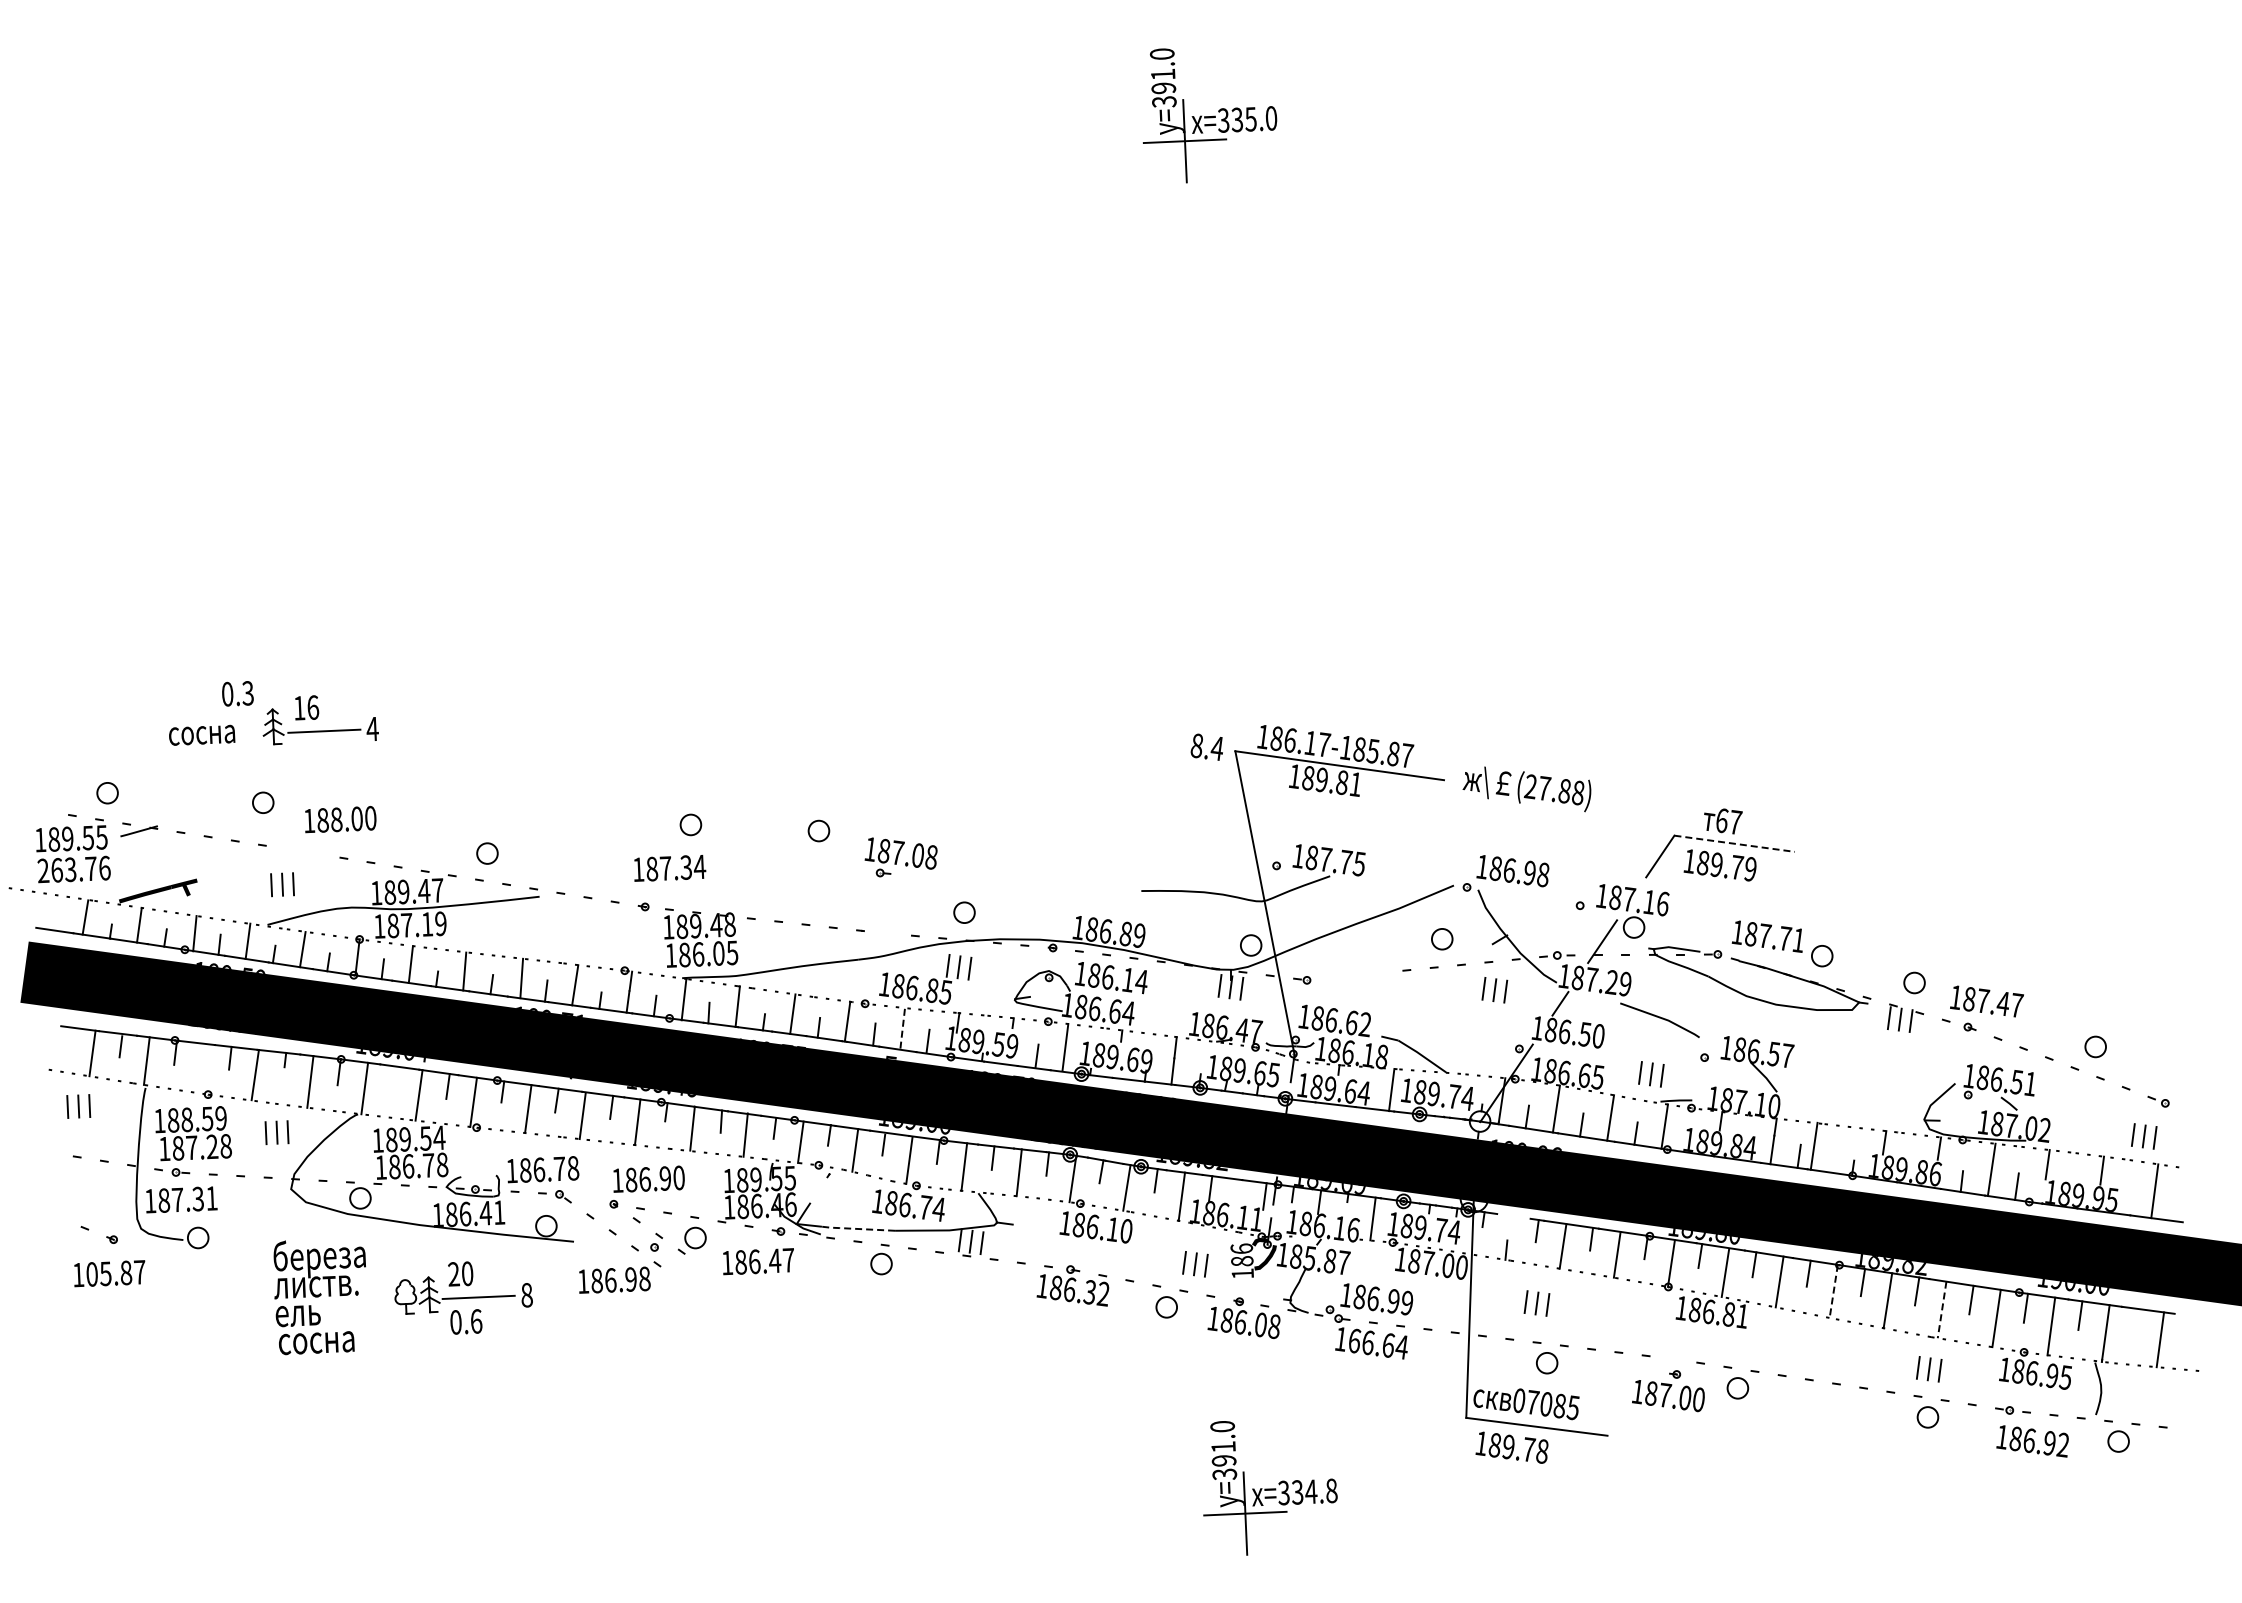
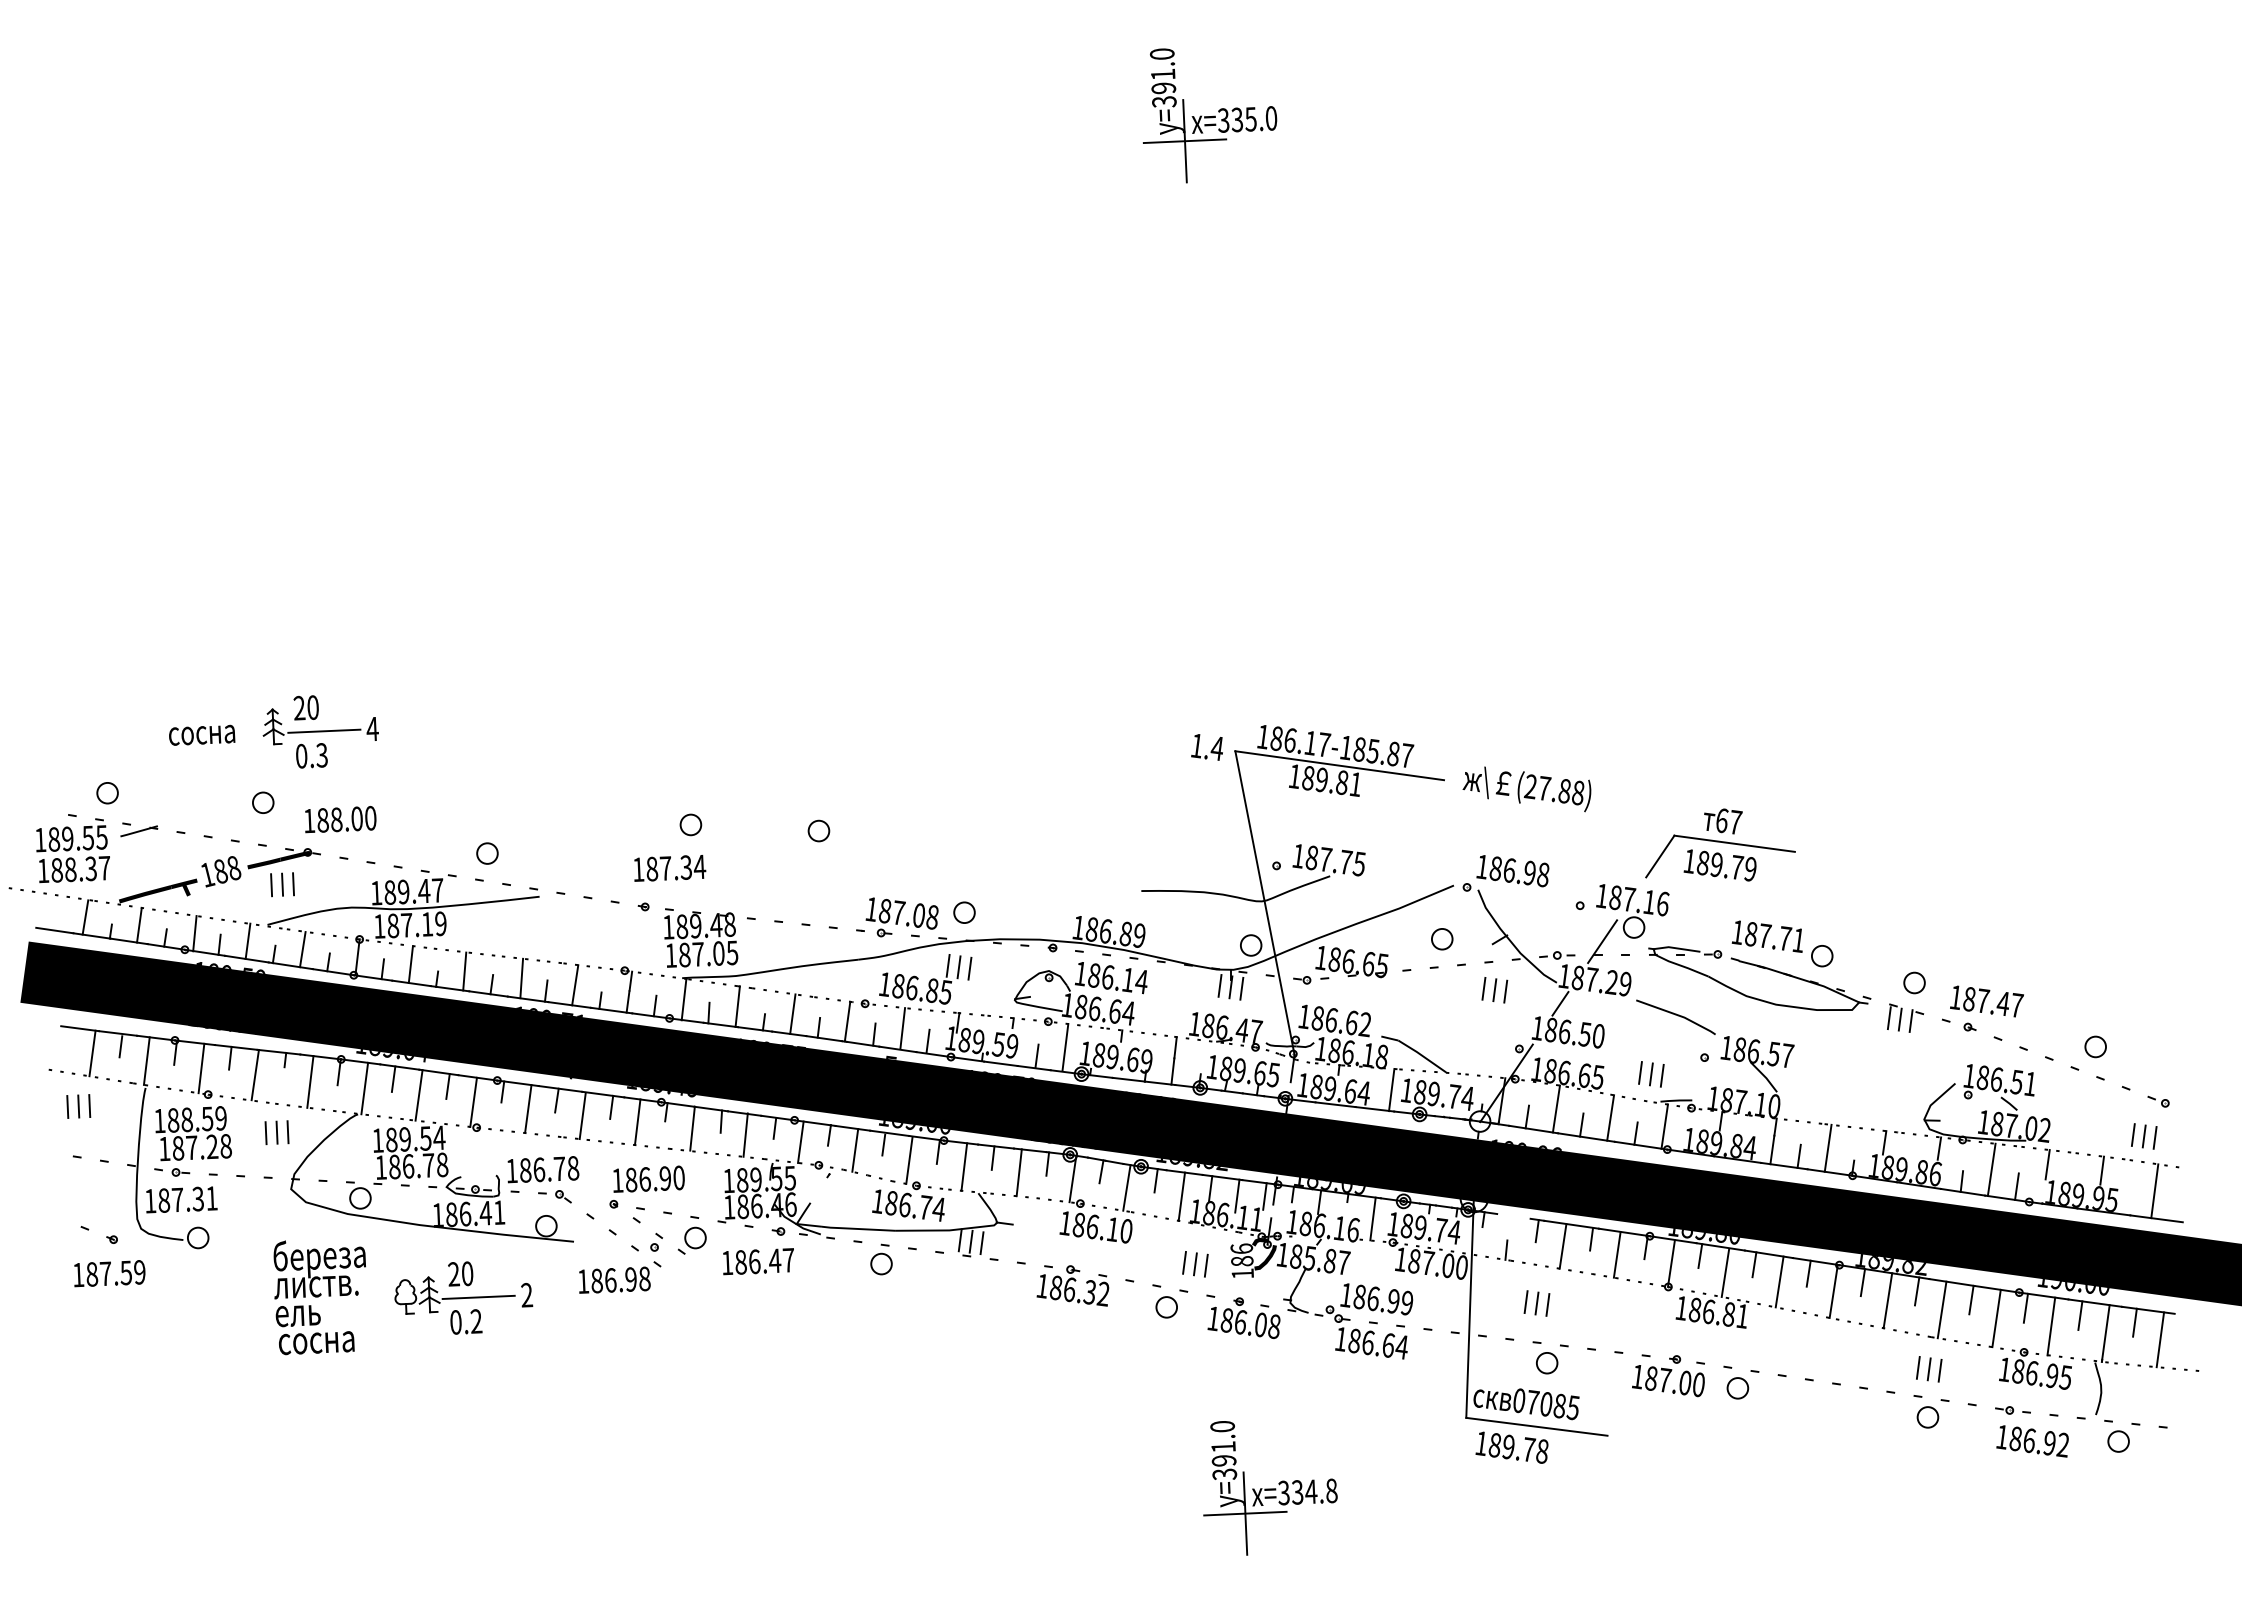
text position: (237, 693) -> (311, 755) (311, 755)
text: 16 -> 20 (306, 707)
text: 8.4 -> 1.4 (1196, 745)
line: dashed -> solid (1734, 843)
part position: (900, 857) -> (901, 917) (901, 917)
part: none -> present (260, 867)
text: 263.76 -> 188.37 (73, 869)
text: 186.05 -> 187.05 (698, 954)
part: none -> present (1351, 962)
line position: (1659, 1018) -> (1675, 1015) (1675, 1015)
line: dashed -> solid (902, 1027)
line: none -> present (201, 1068)
line: none -> present (393, 1078)
line position: (1813, 1145) -> (1827, 1147) (1827, 1147)
line: none -> present (1237, 1195)
line: dashed -> solid (856, 1228)
text: 105.87 -> 187.59 (115, 1273)
line: dashed -> solid (1833, 1291)
text: 8 -> 2 (527, 1295)
line: dashed -> solid (1942, 1309)
text: 0.6 -> 0.2 (476, 1321)
line: none -> present (2134, 1322)
text: 166.64 -> 186.64 (1354, 1340)
part position: (1668, 1391) -> (1668, 1376) (1668, 1376)
